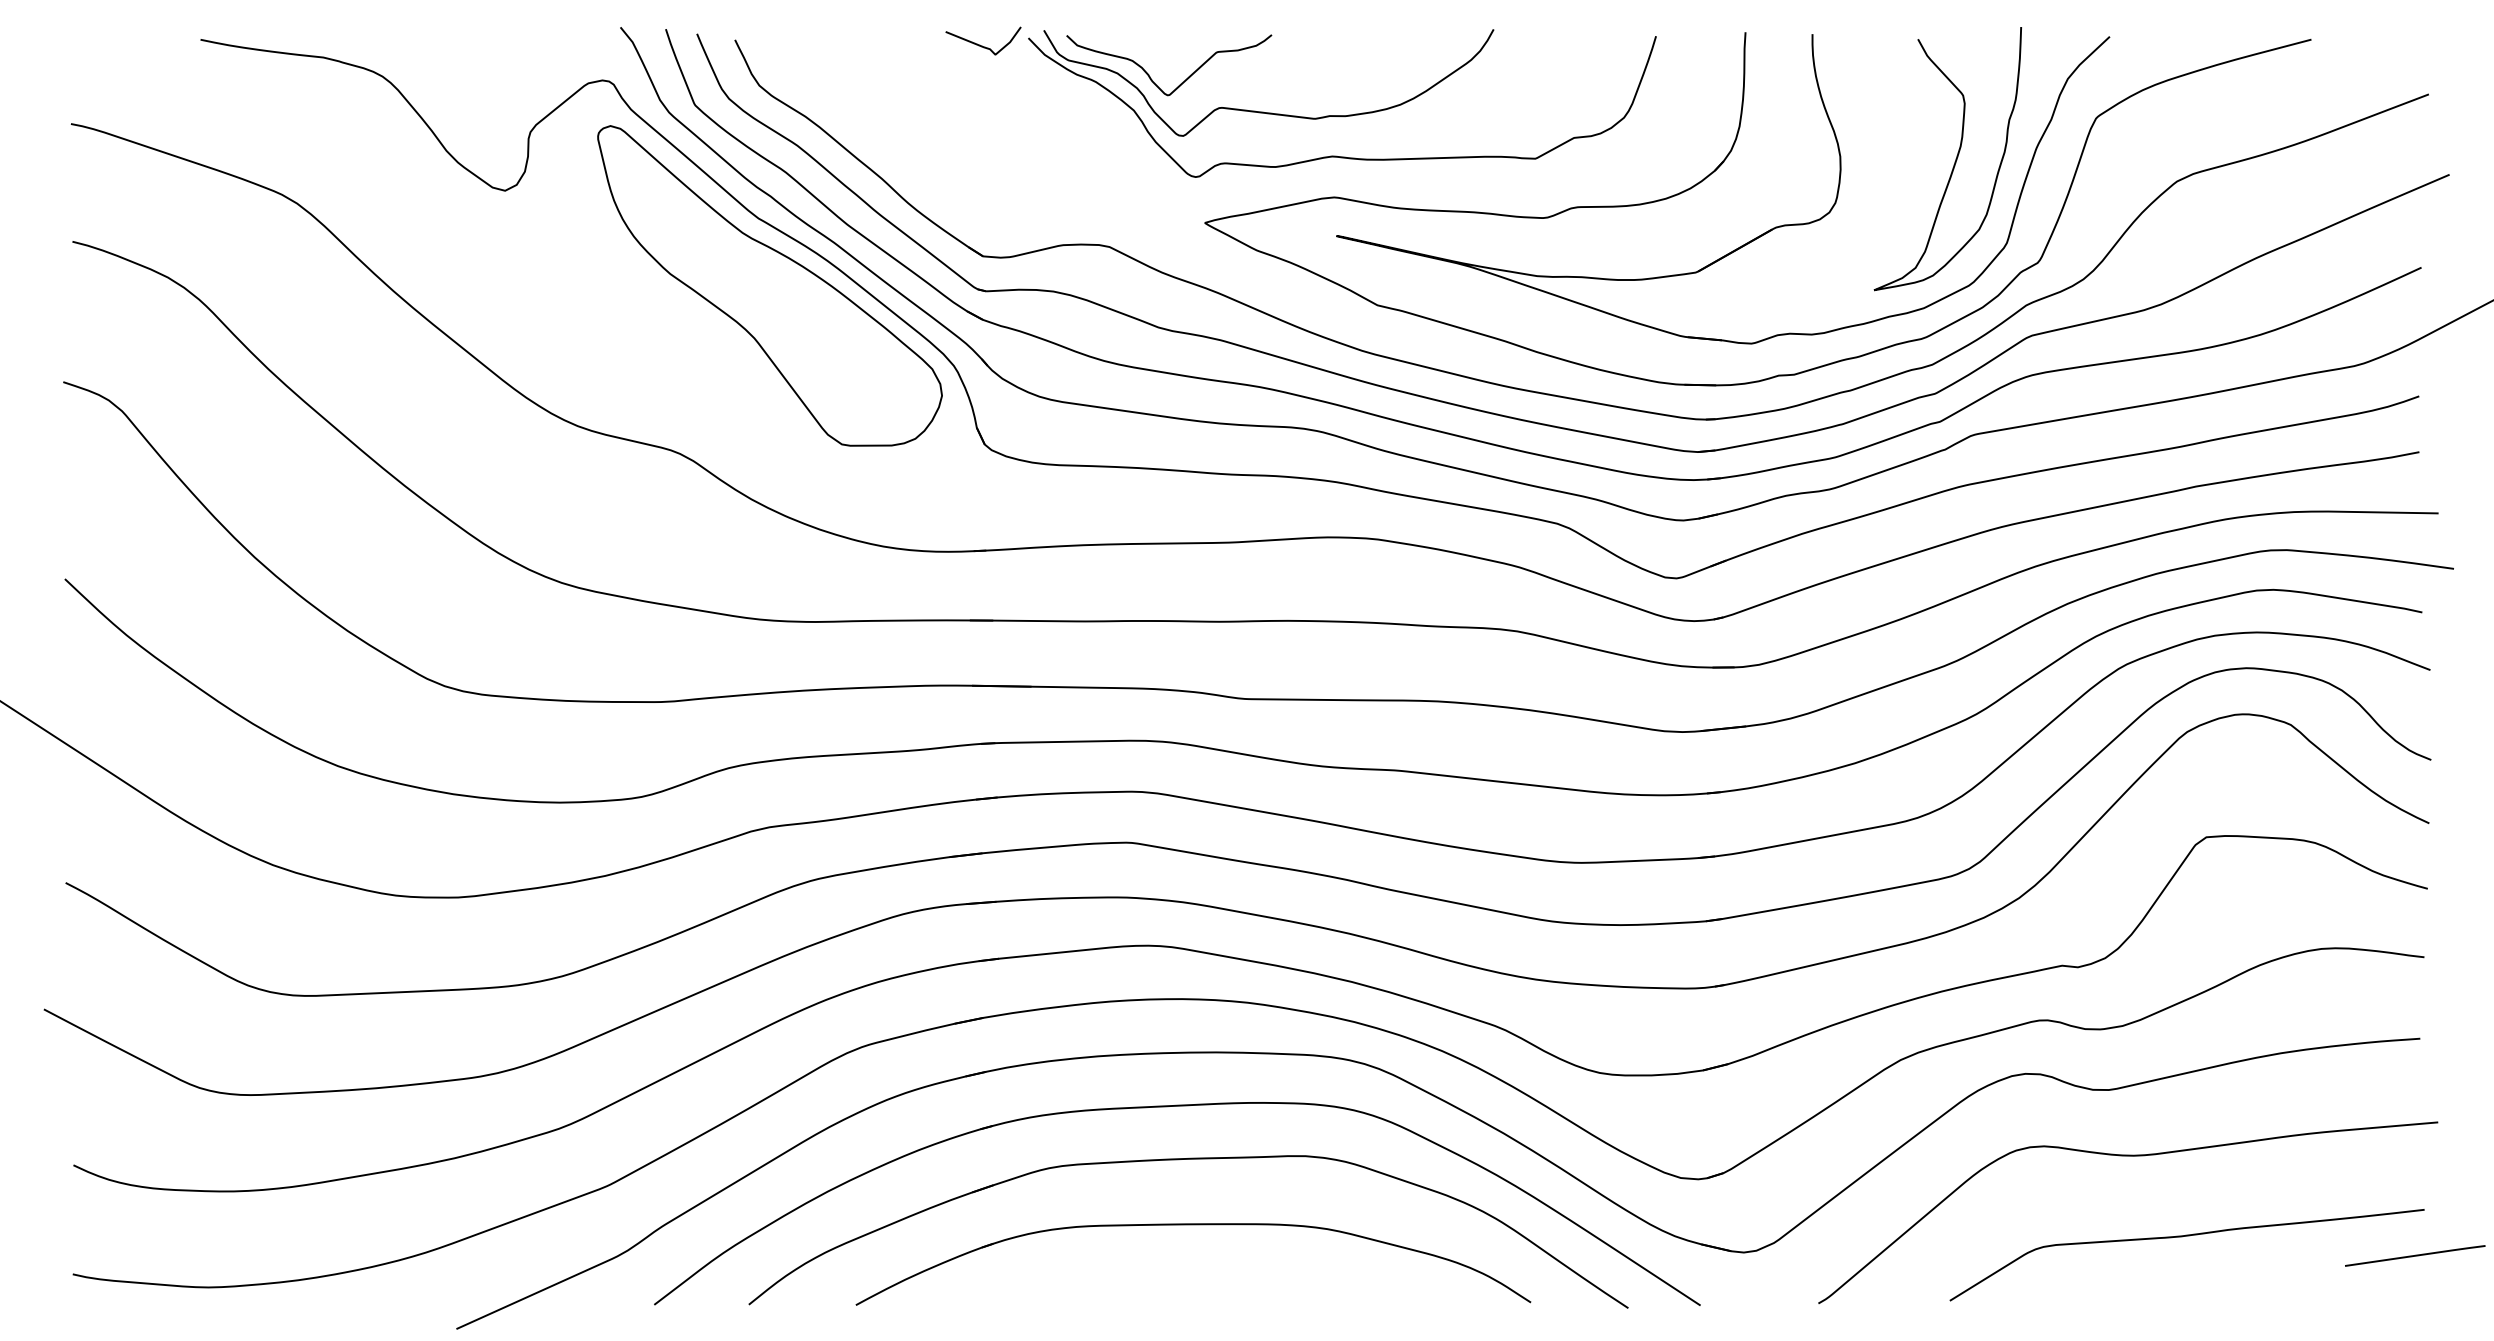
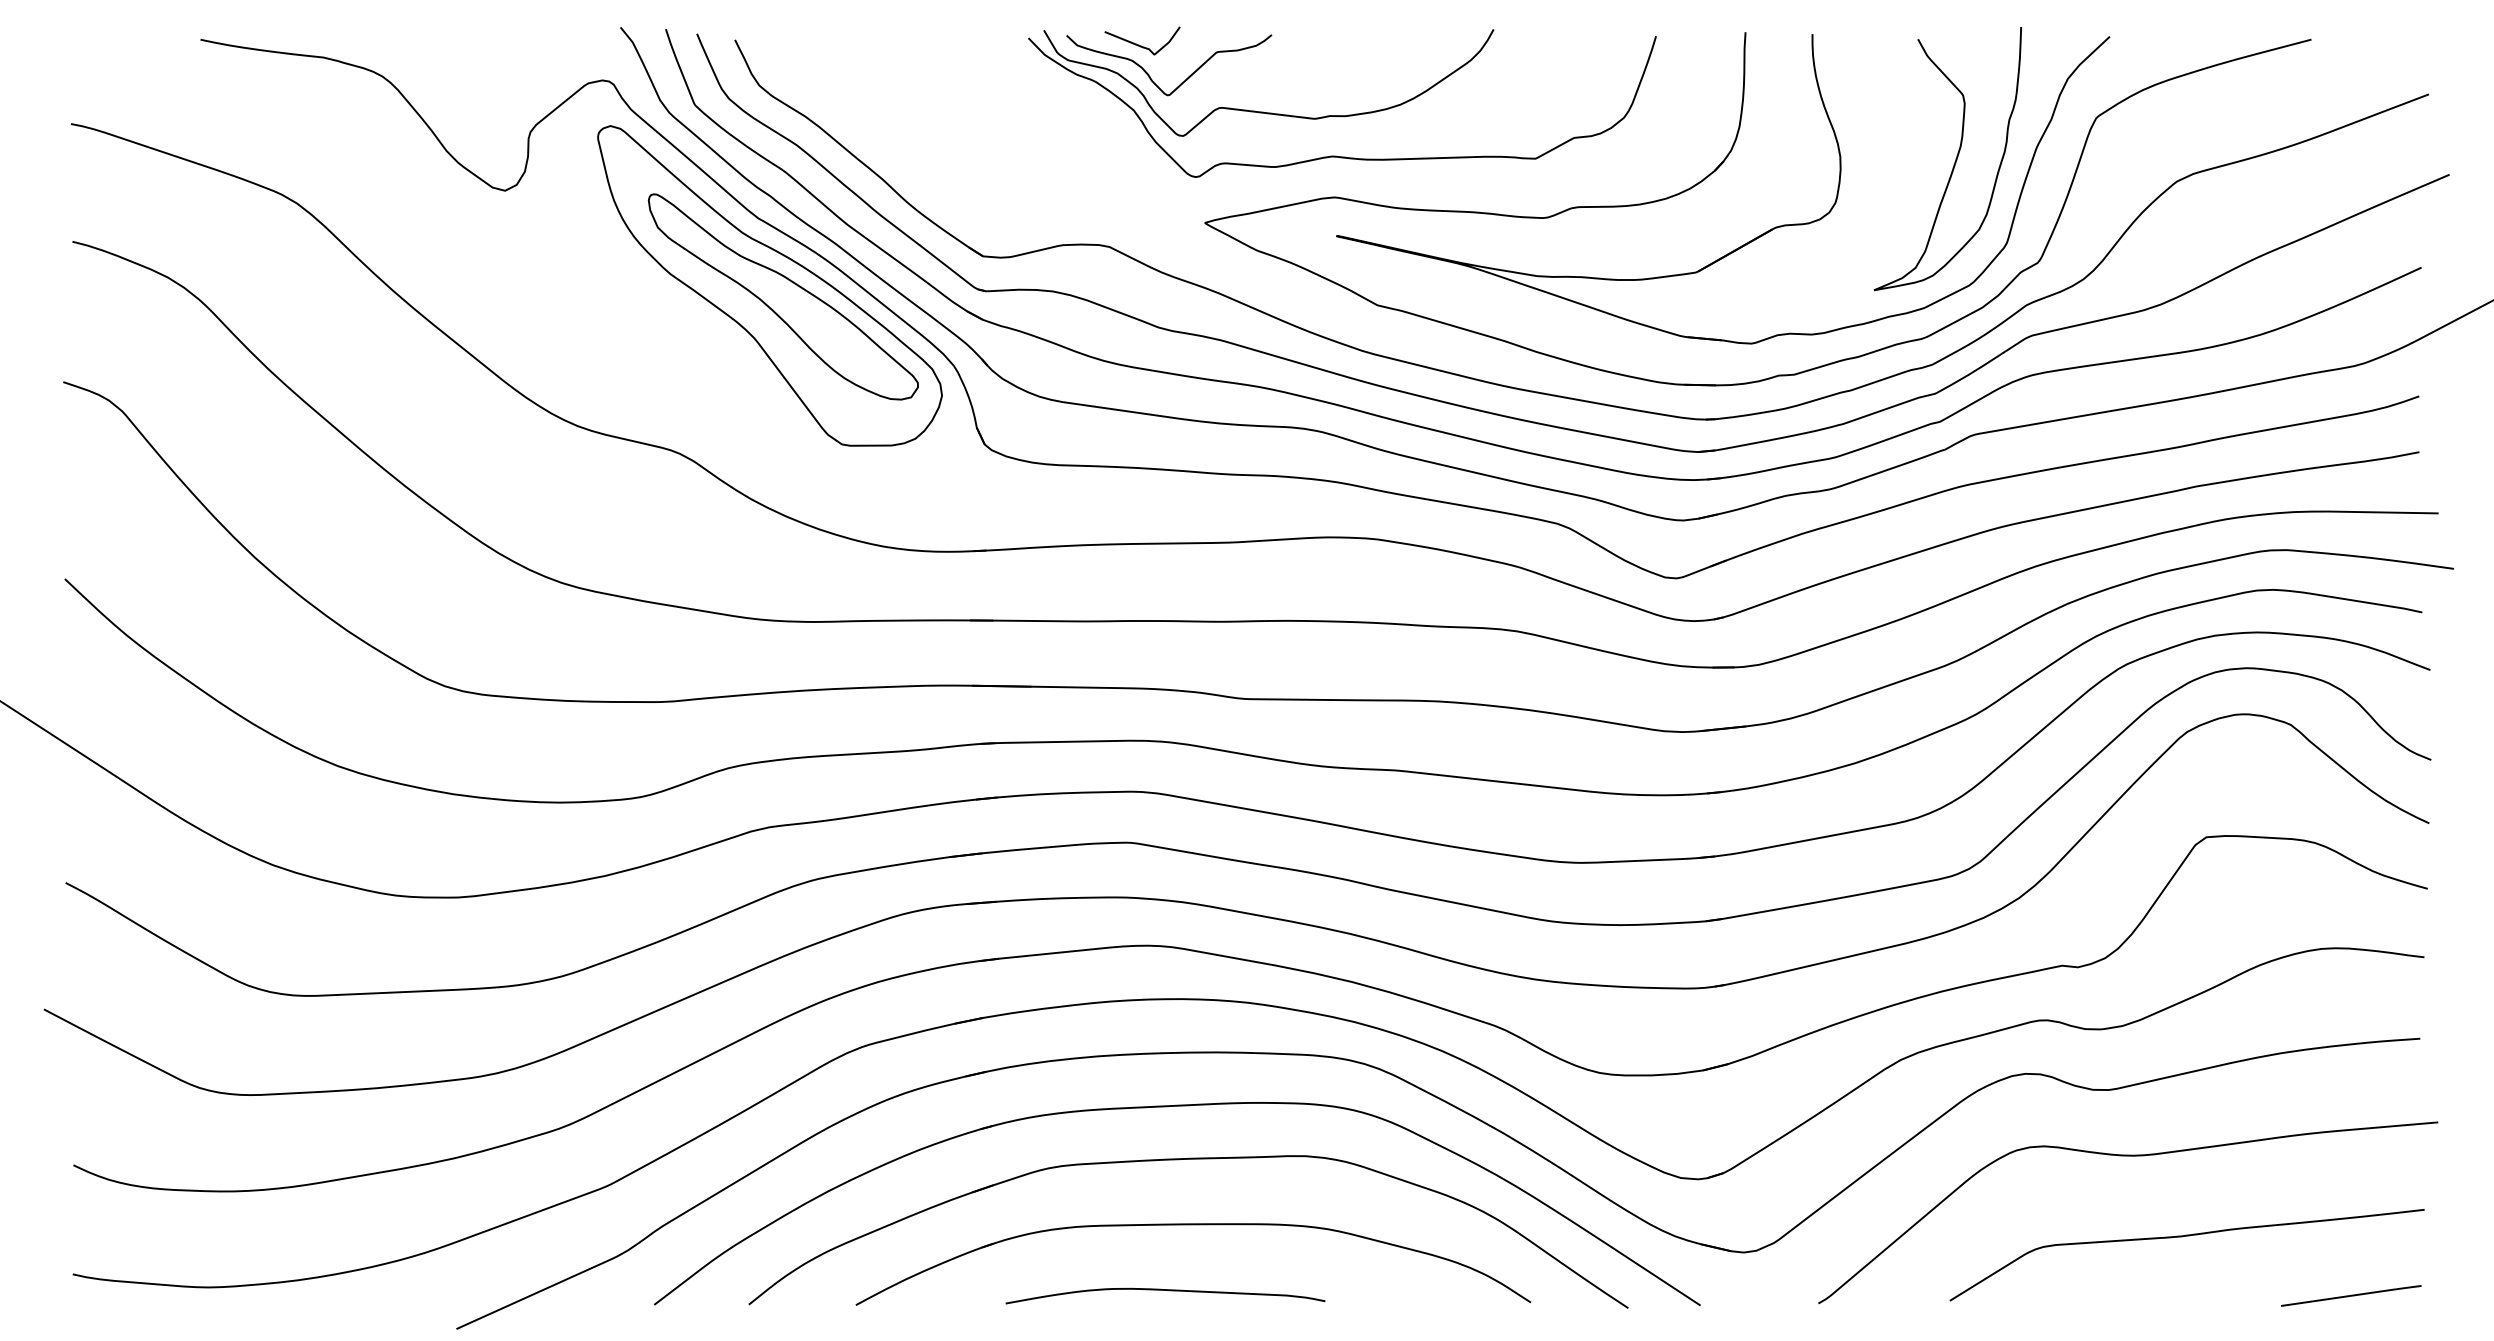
curve position: (982, 45) -> (1141, 45) (1141, 45)
part: none -> present (782, 296)
line position: (2415, 1255) -> (2351, 1295) (2351, 1295)
curve: none -> present (1165, 1290)
